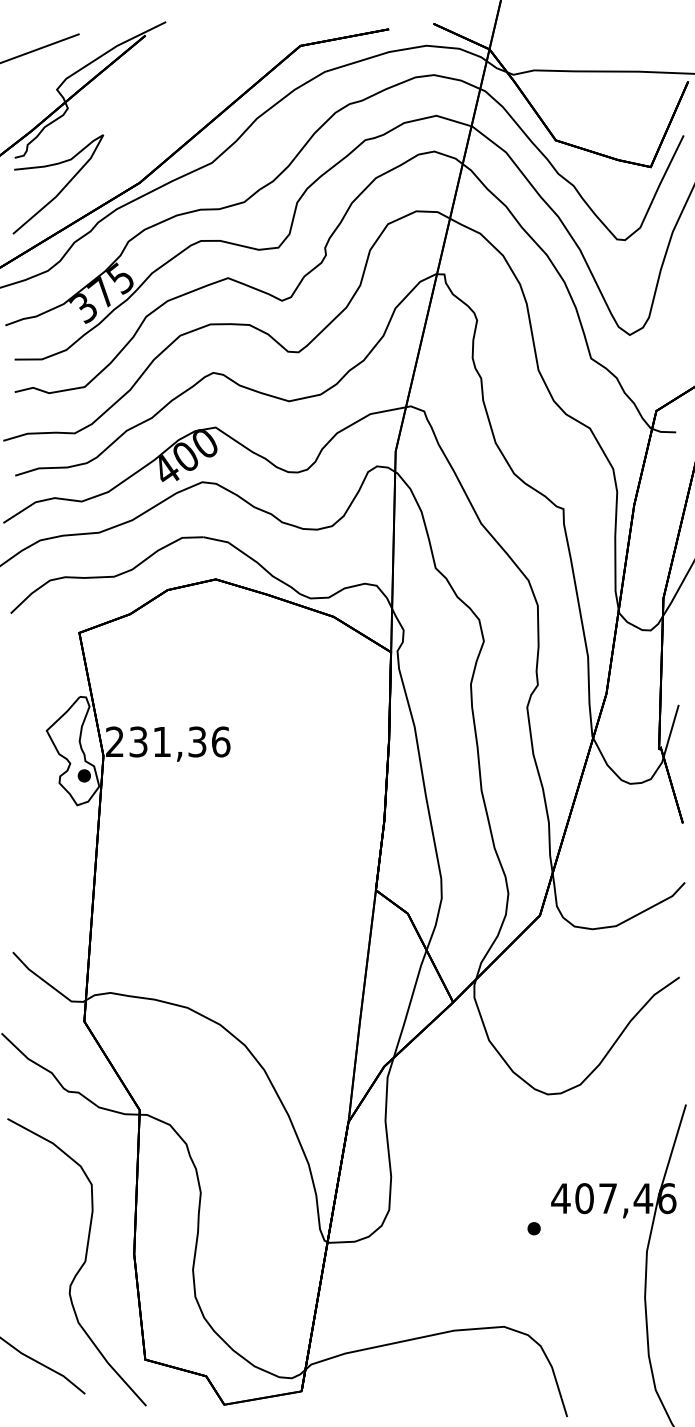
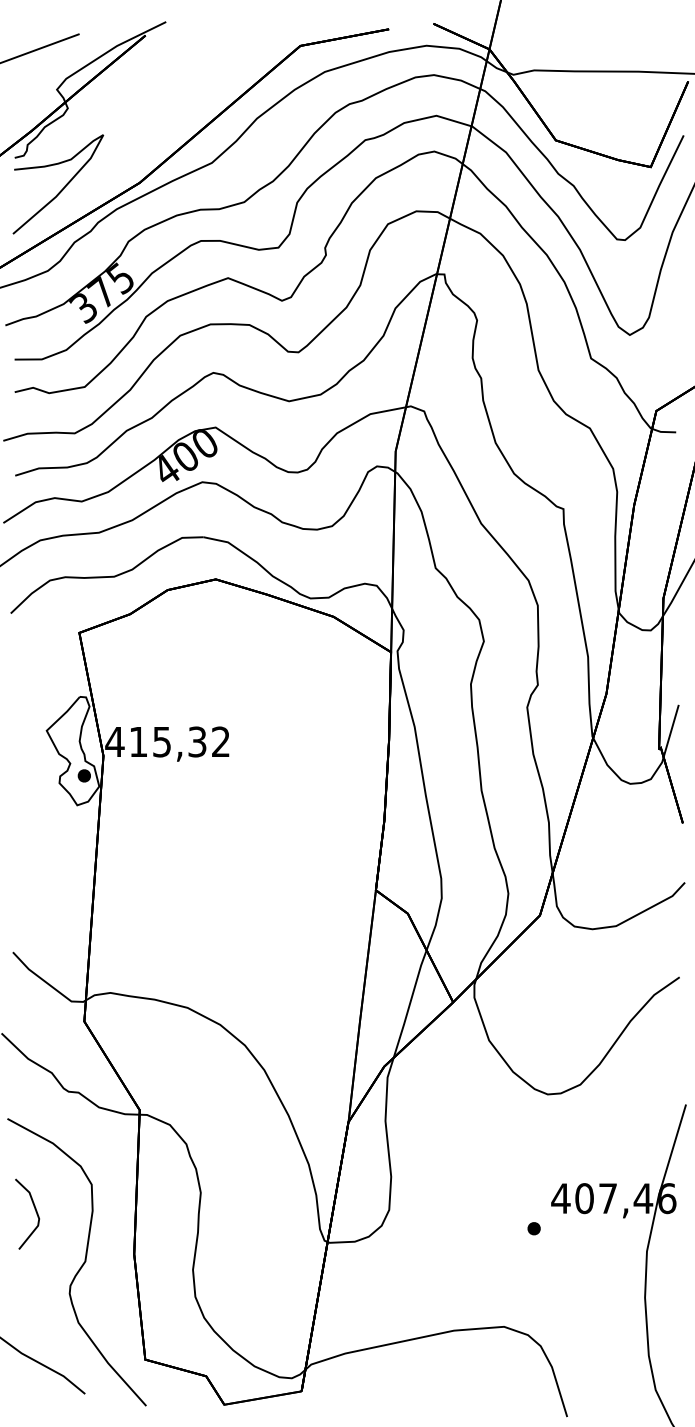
text: 231,36 -> 415,32 (167, 741)
curve: none -> present (34, 1209)
